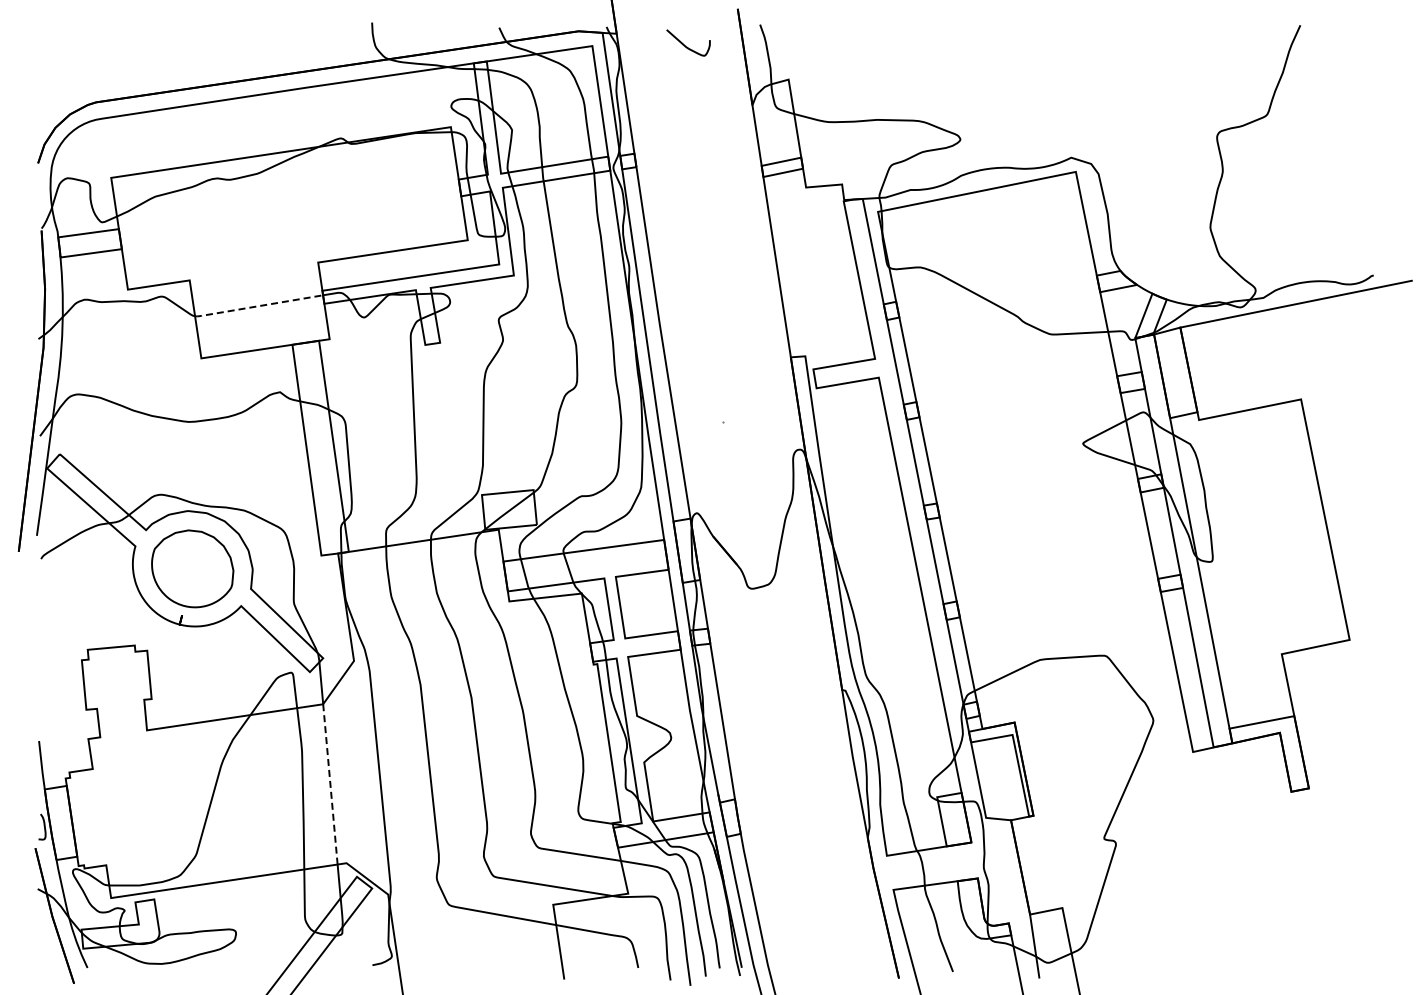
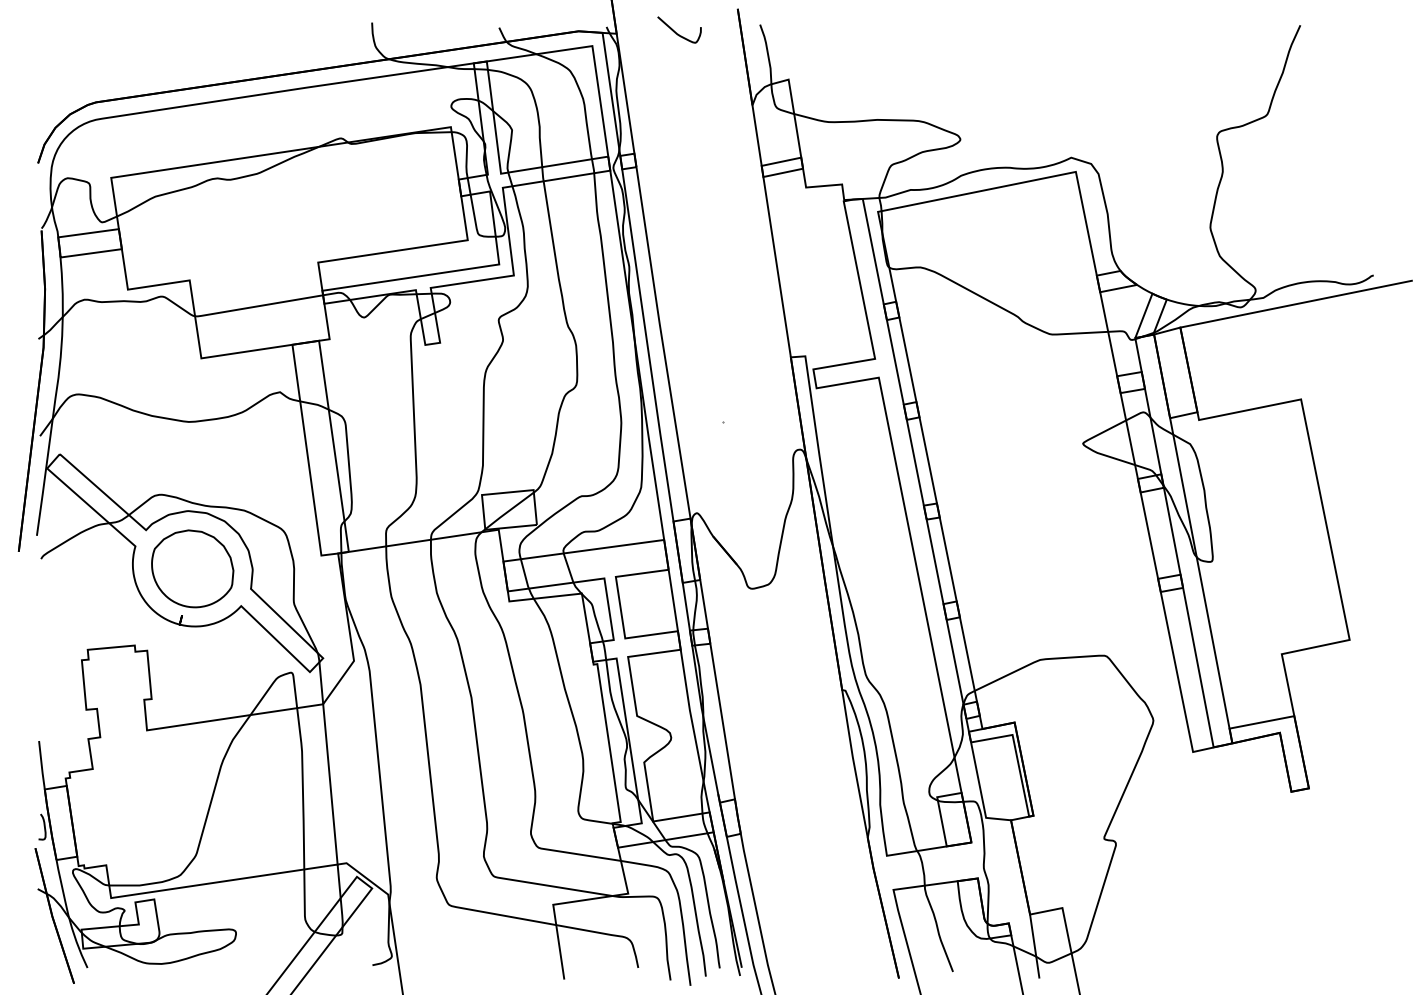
curve position: (687, 46) -> (678, 33) (678, 33)
line: dashed -> solid (258, 306)
line: dashed -> solid (330, 784)
